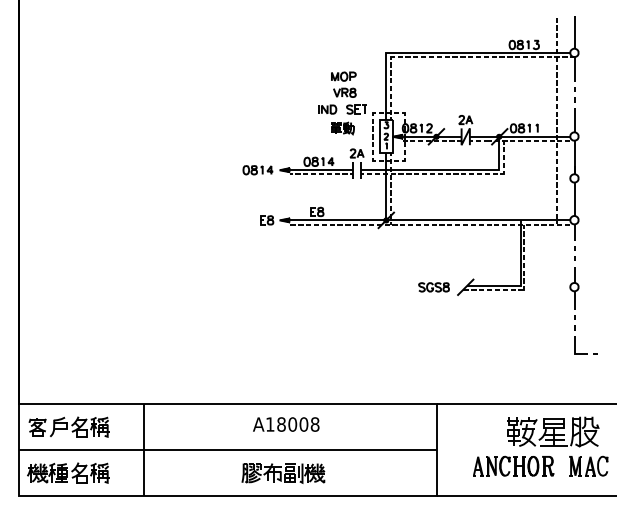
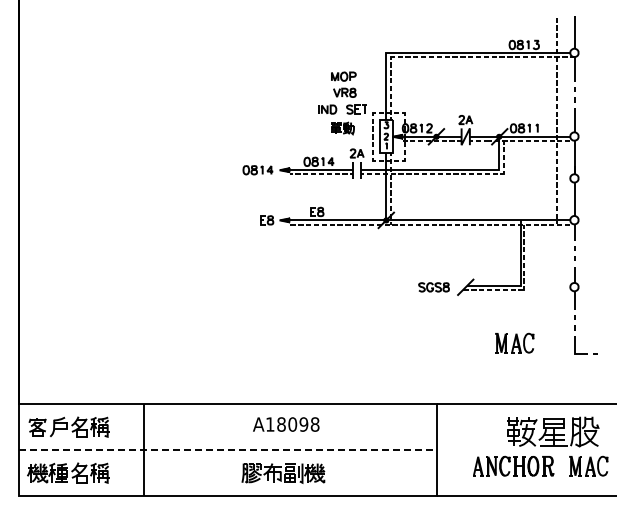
part: none -> present (514, 342)
text: A18008 -> A18098 (303, 424)
line: solid -> dashed (228, 449)
